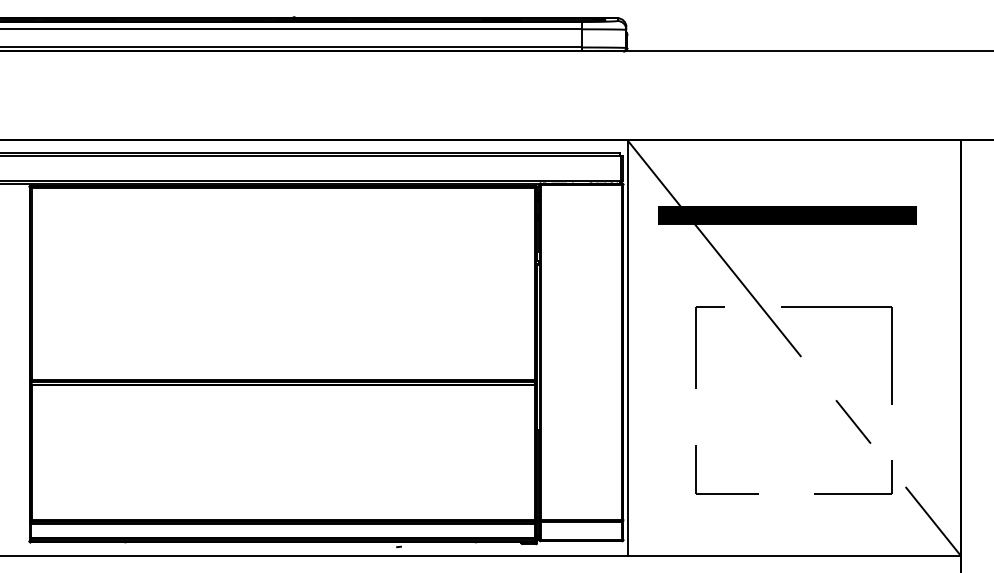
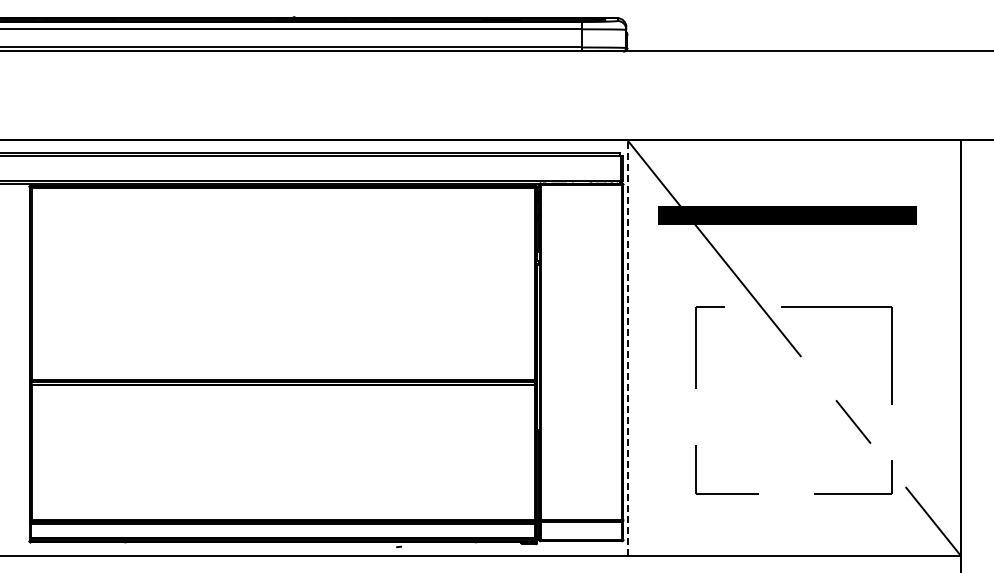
line: solid -> dashed (627, 348)
